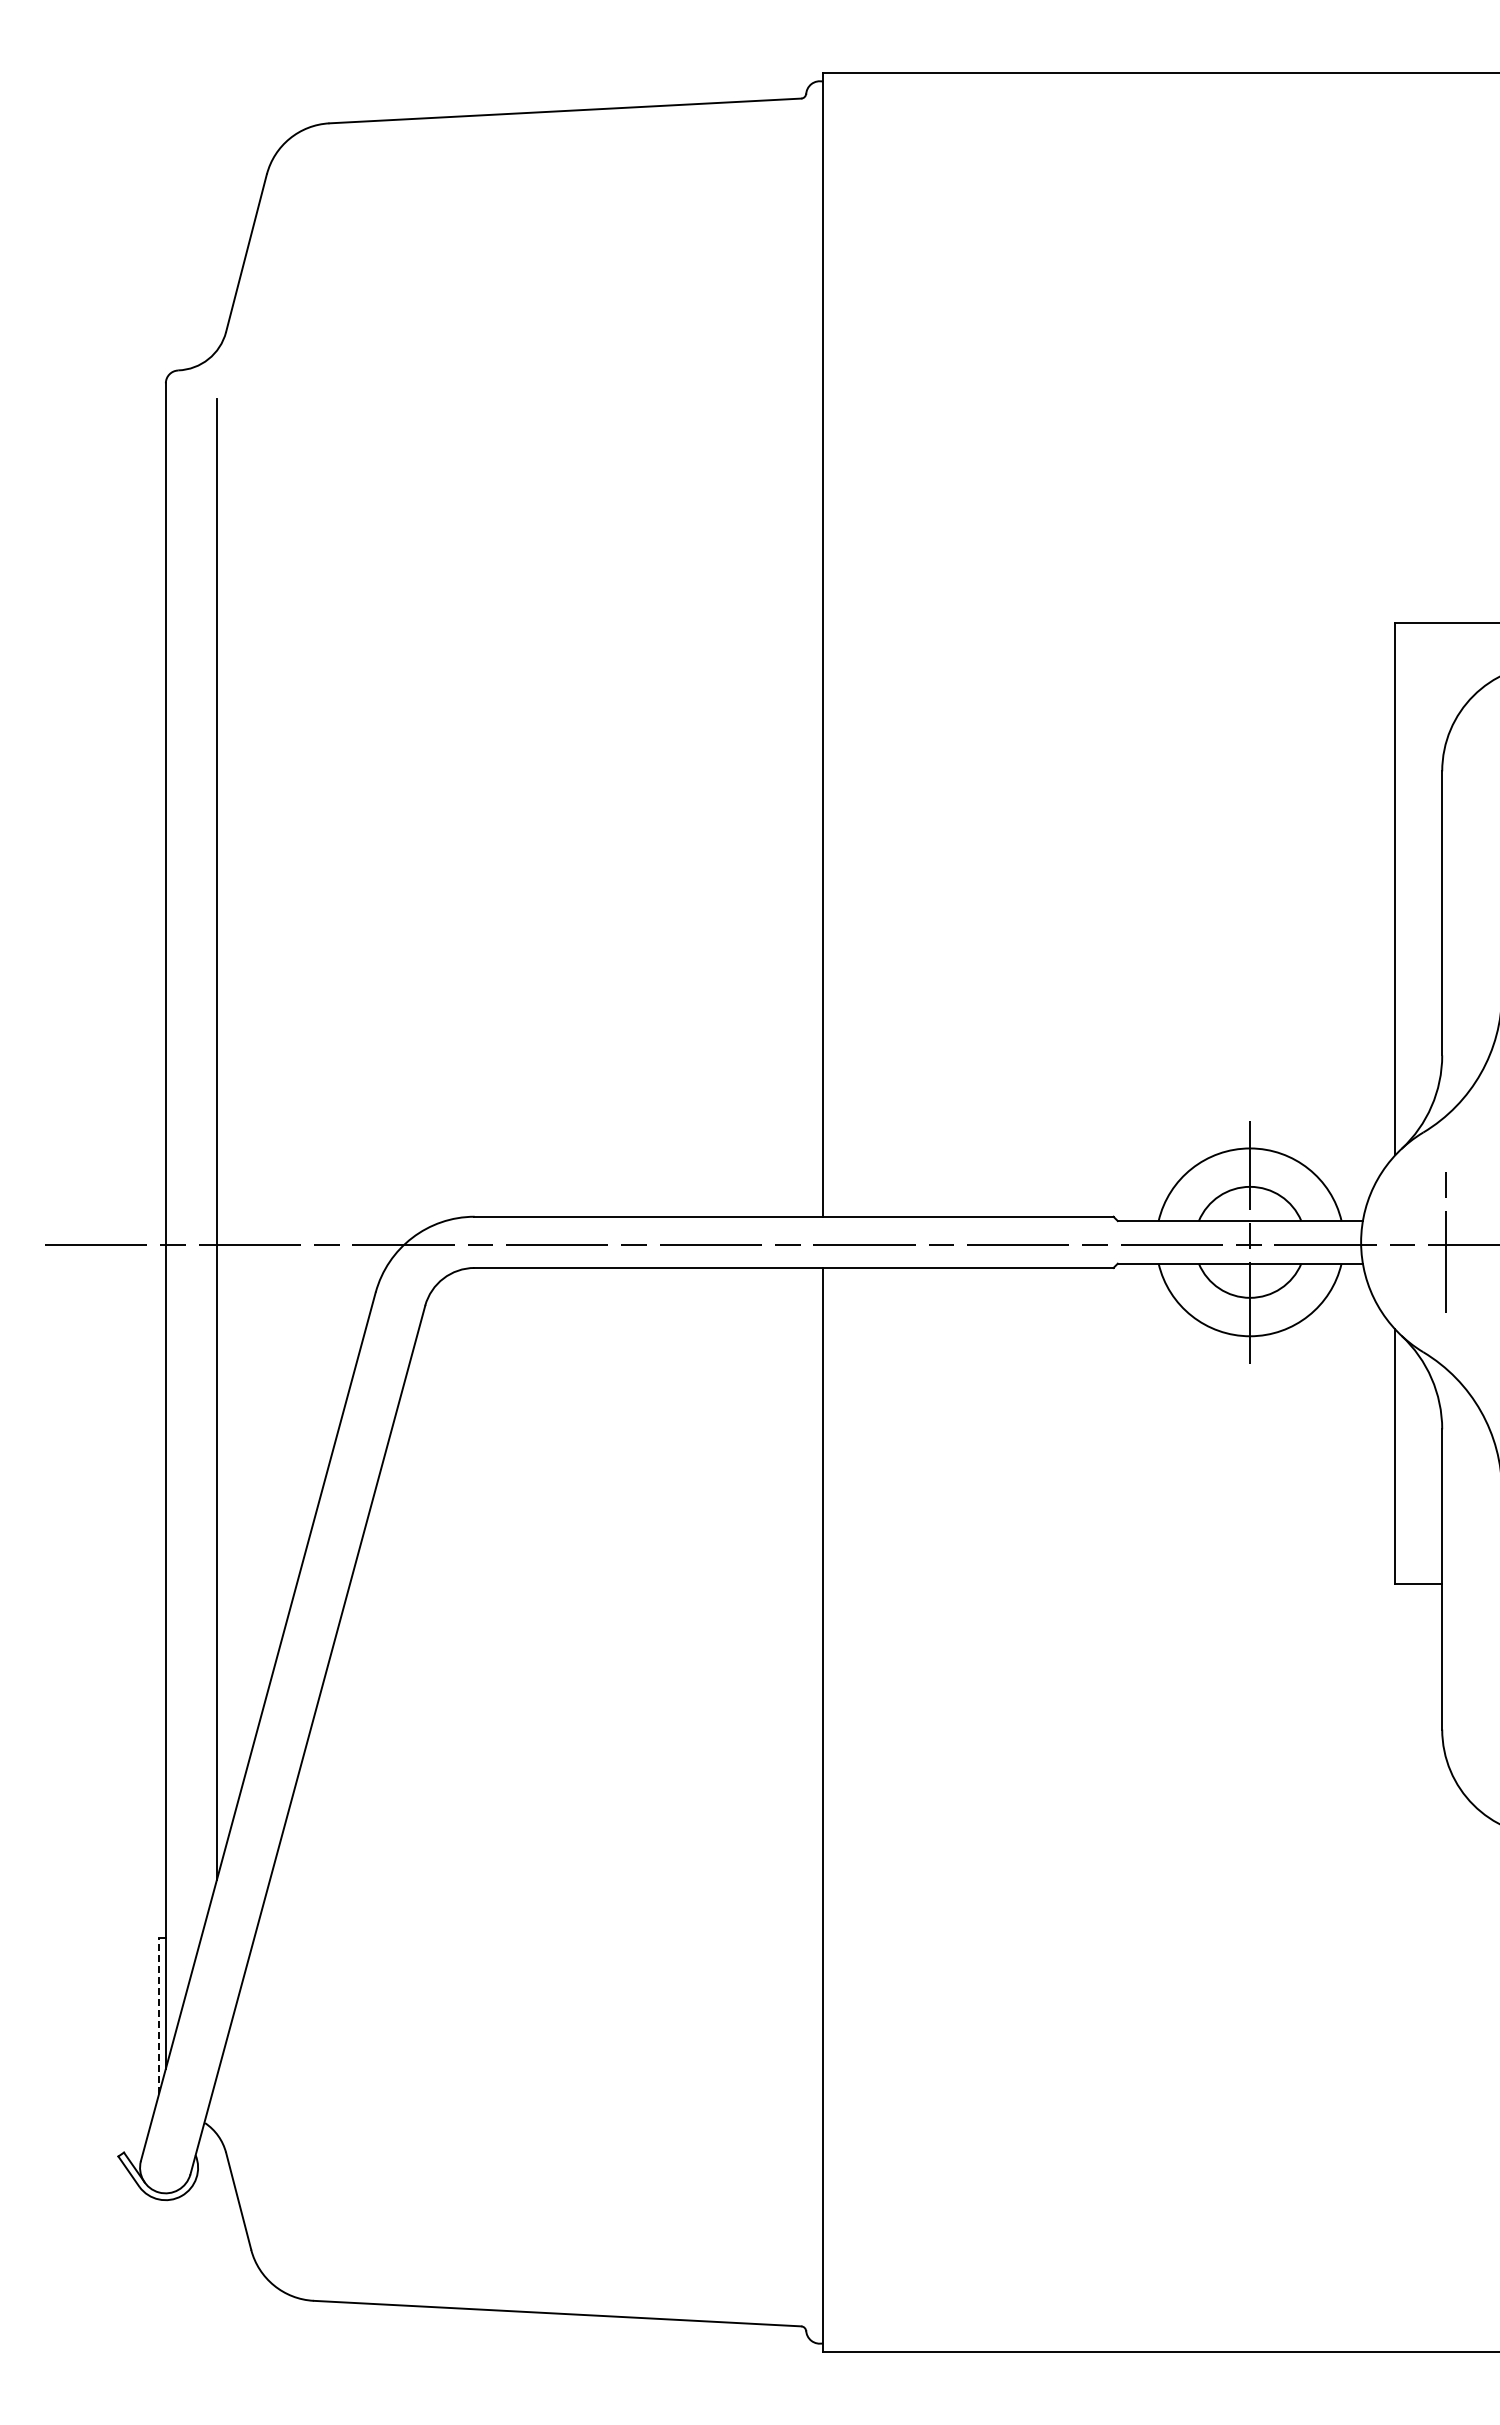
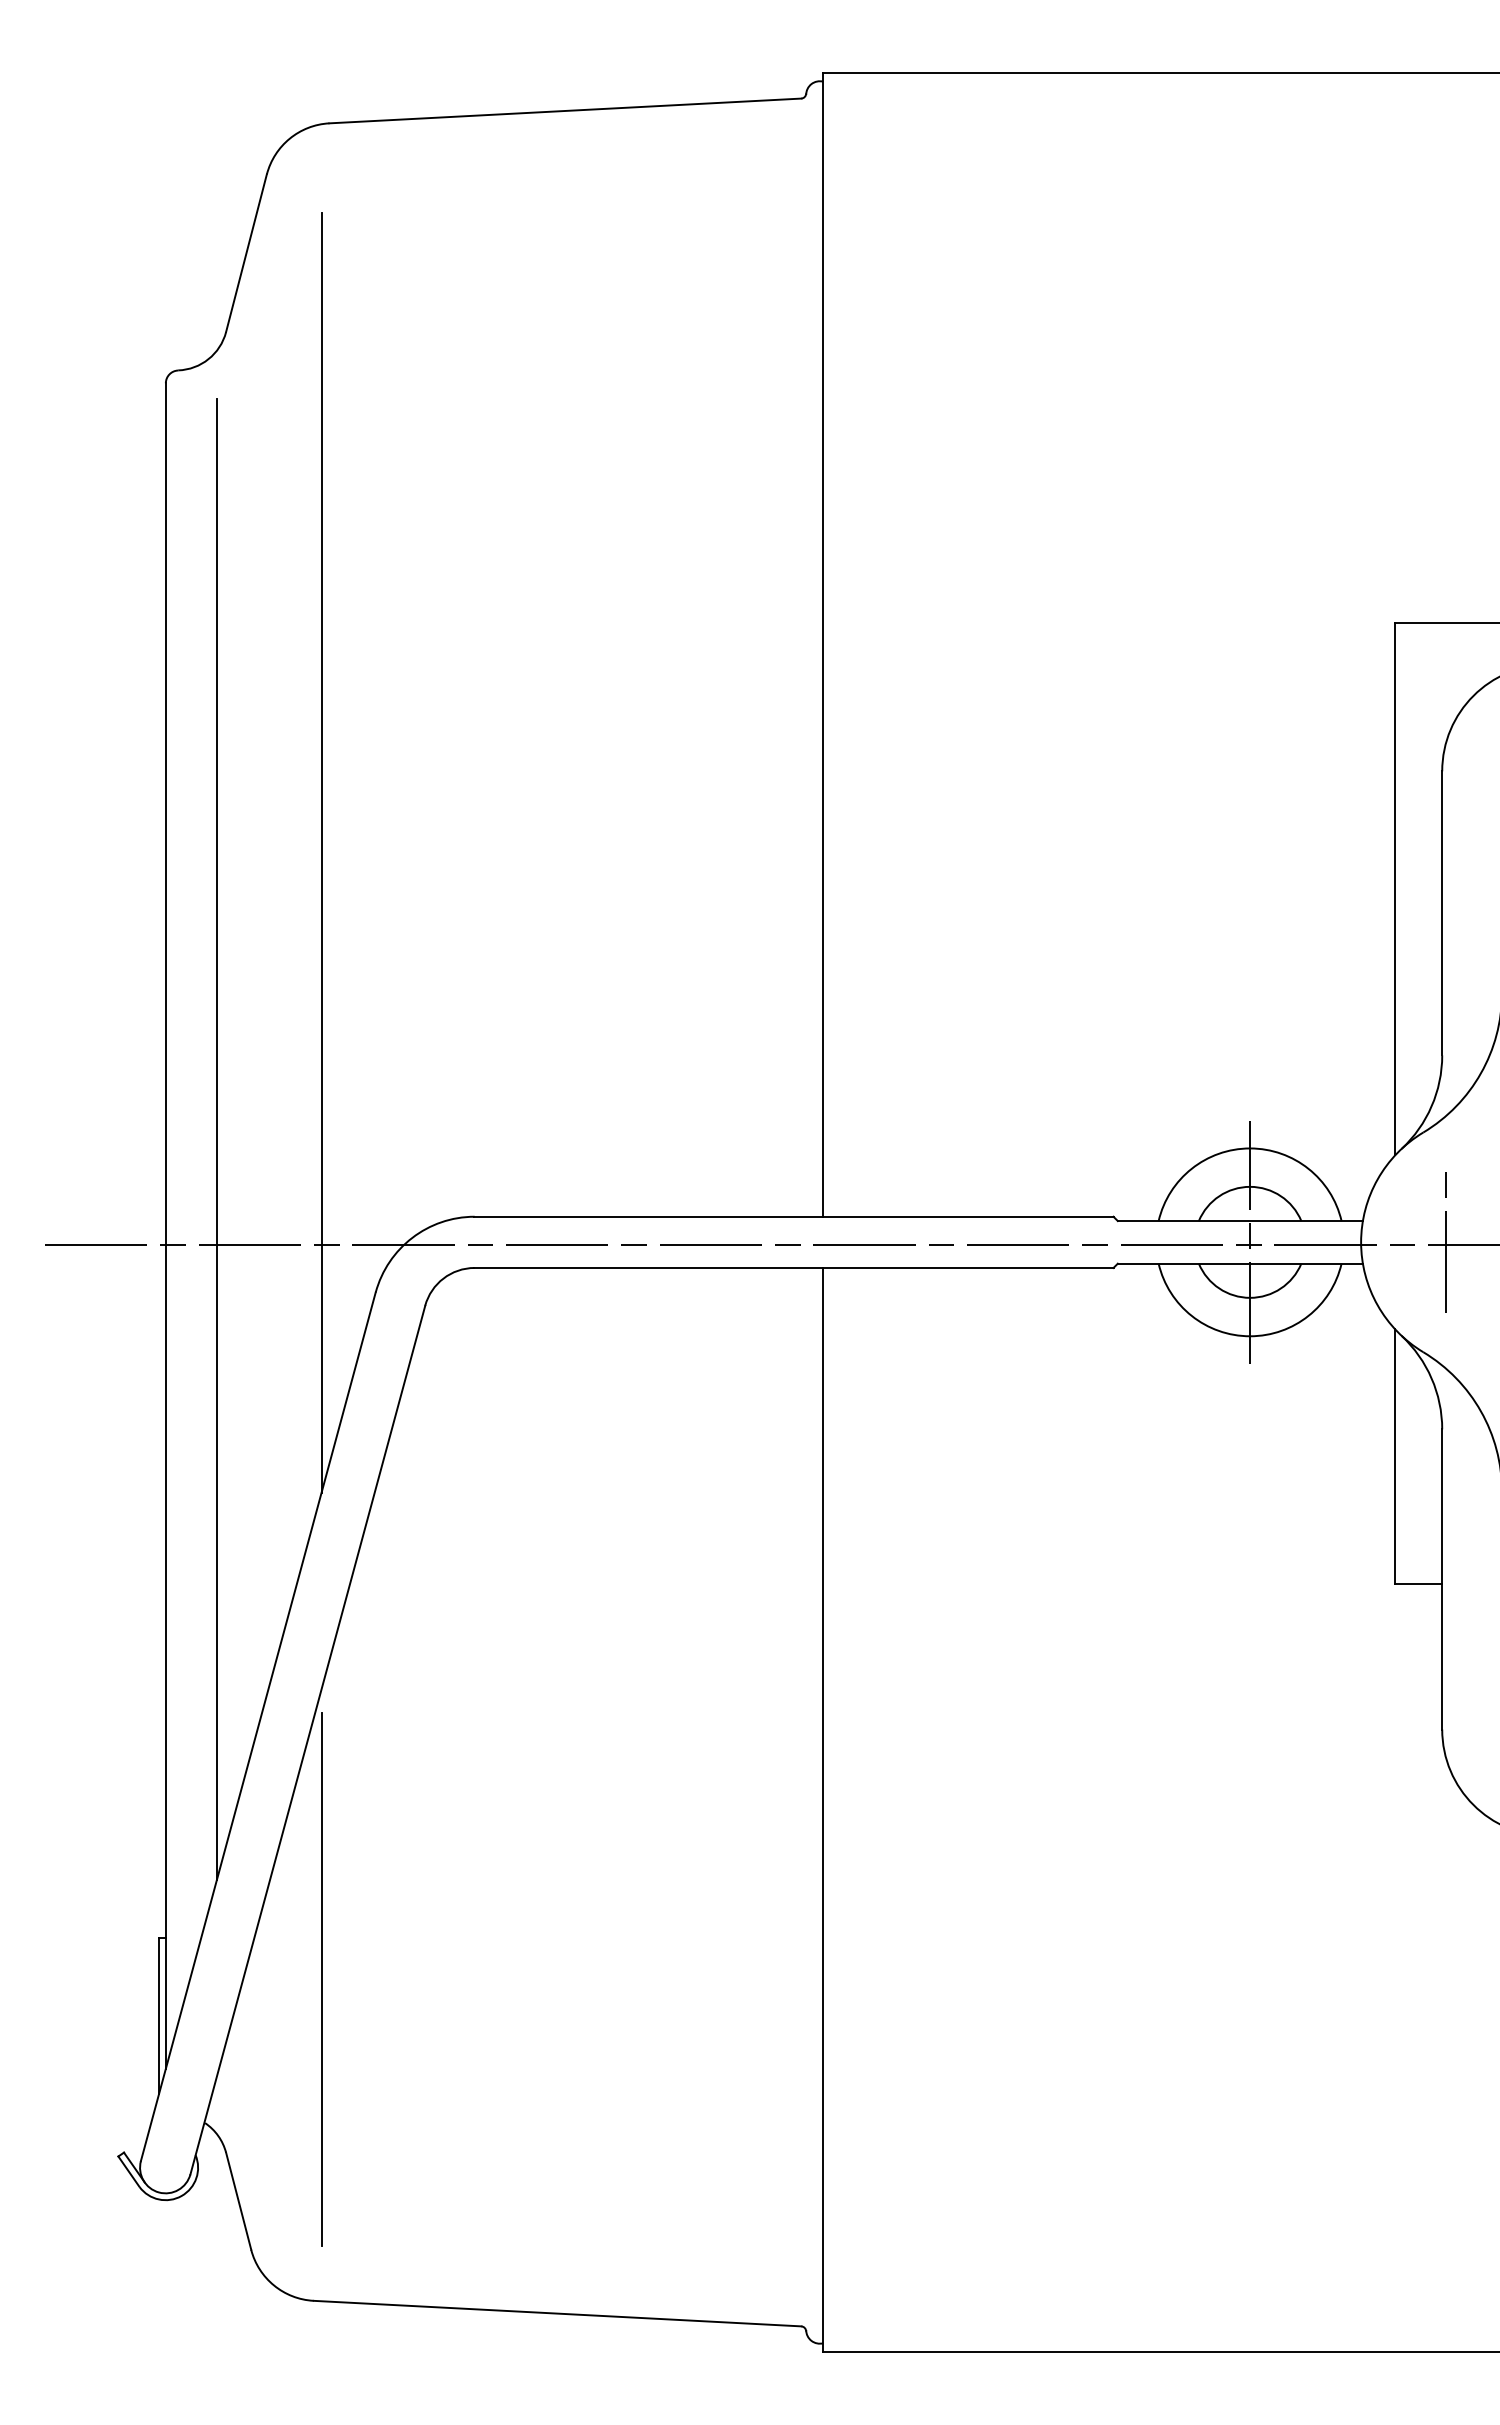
line: none -> present (321, 853)
line: none -> present (321, 1978)
line: dashed -> solid (159, 2015)
